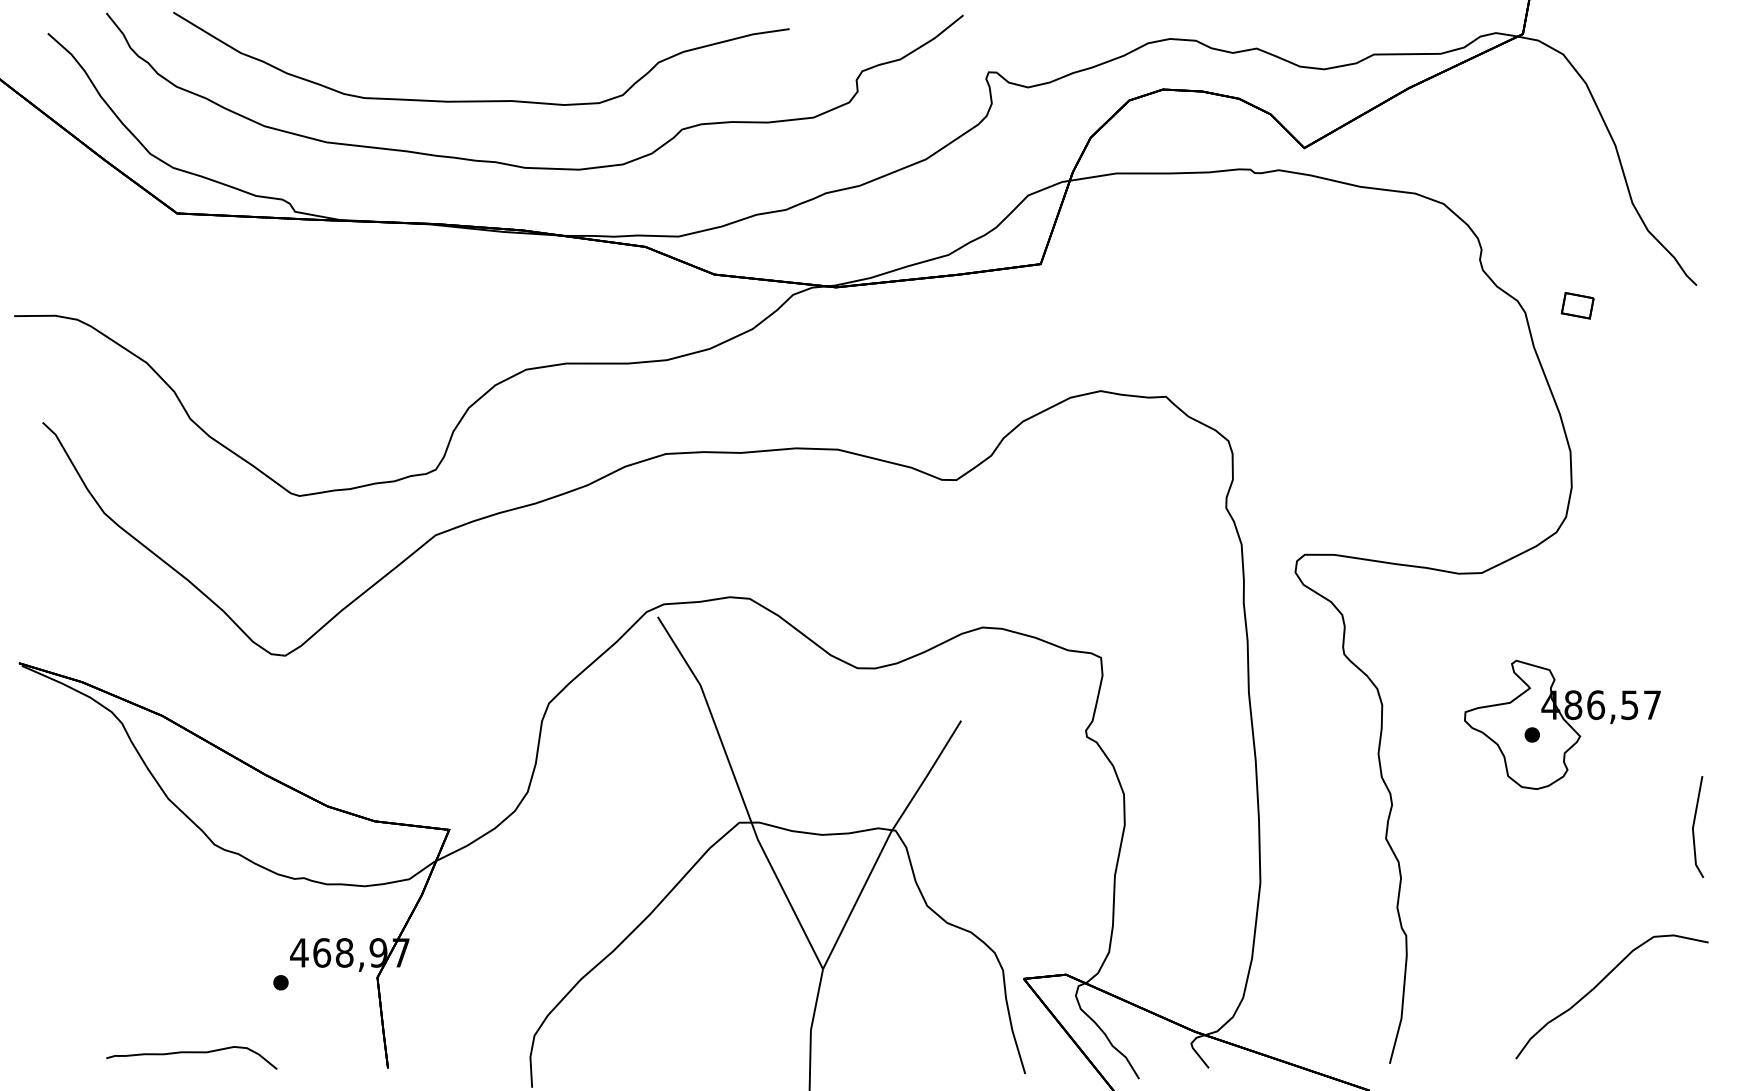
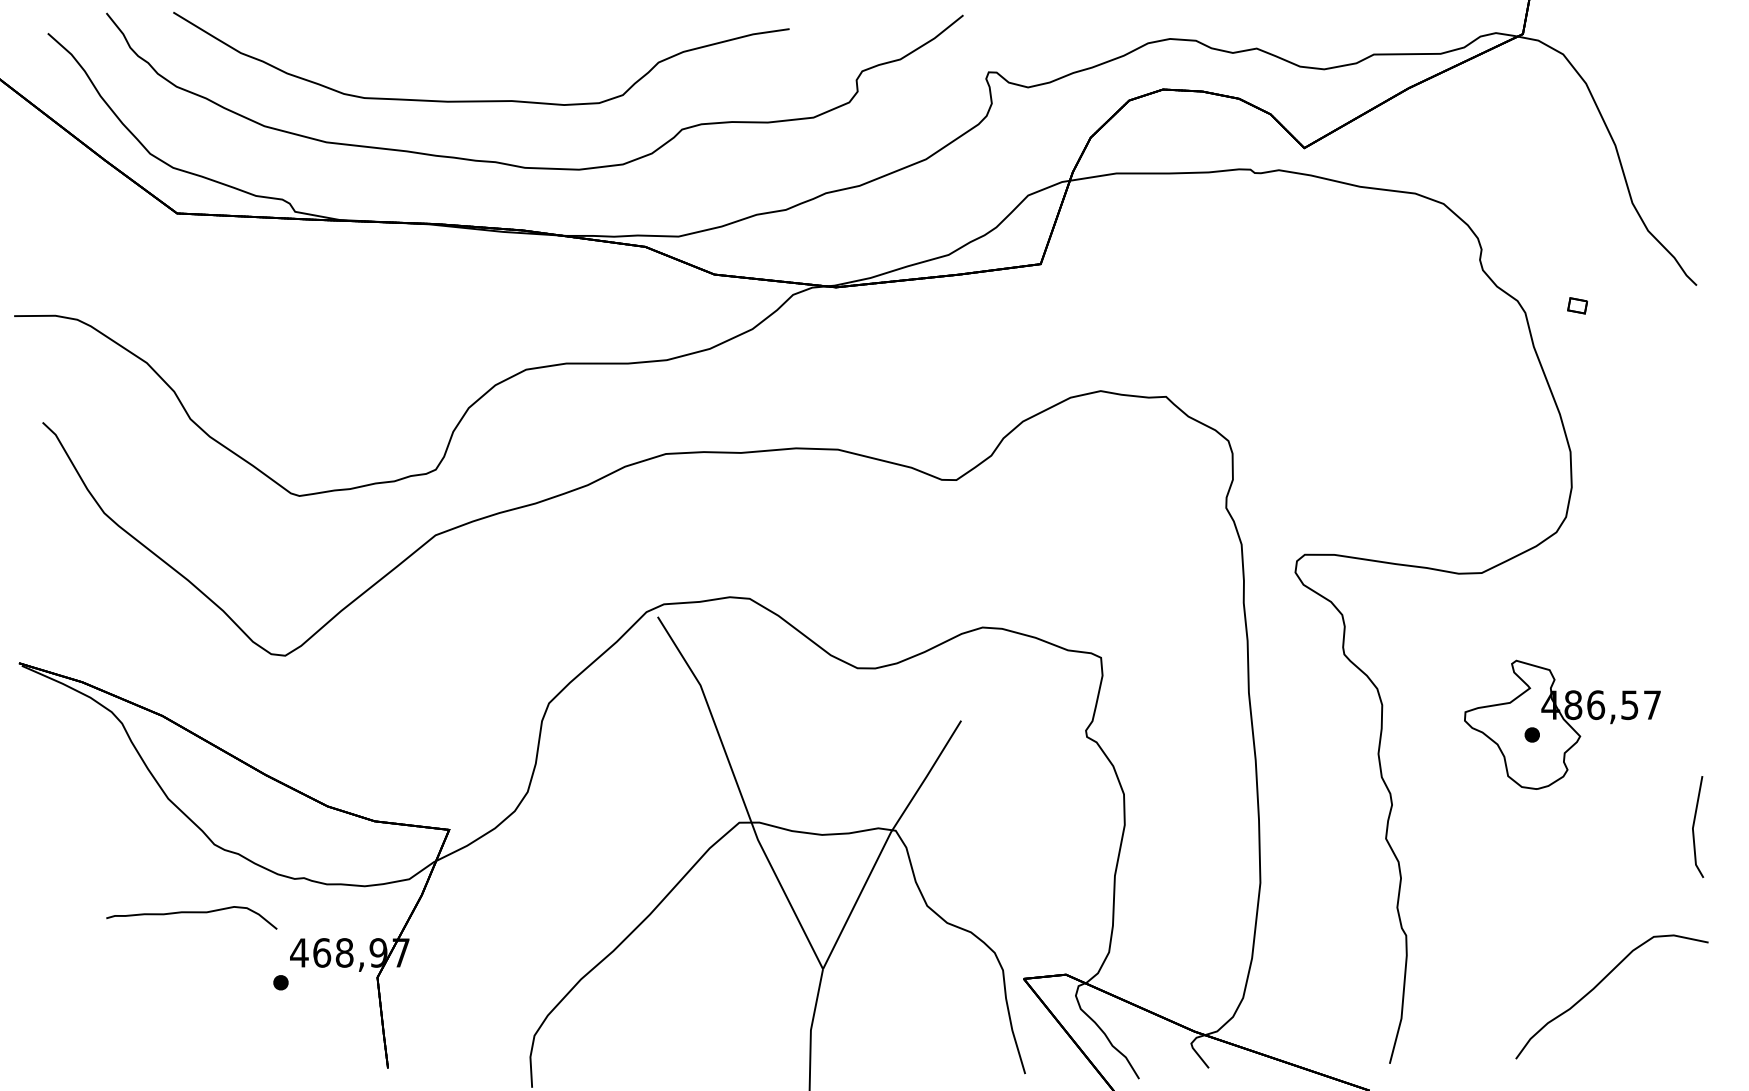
part size: 35x28 px -> 21x18 px (1577, 305)
curve position: (191, 1053) -> (191, 913) (191, 913)
